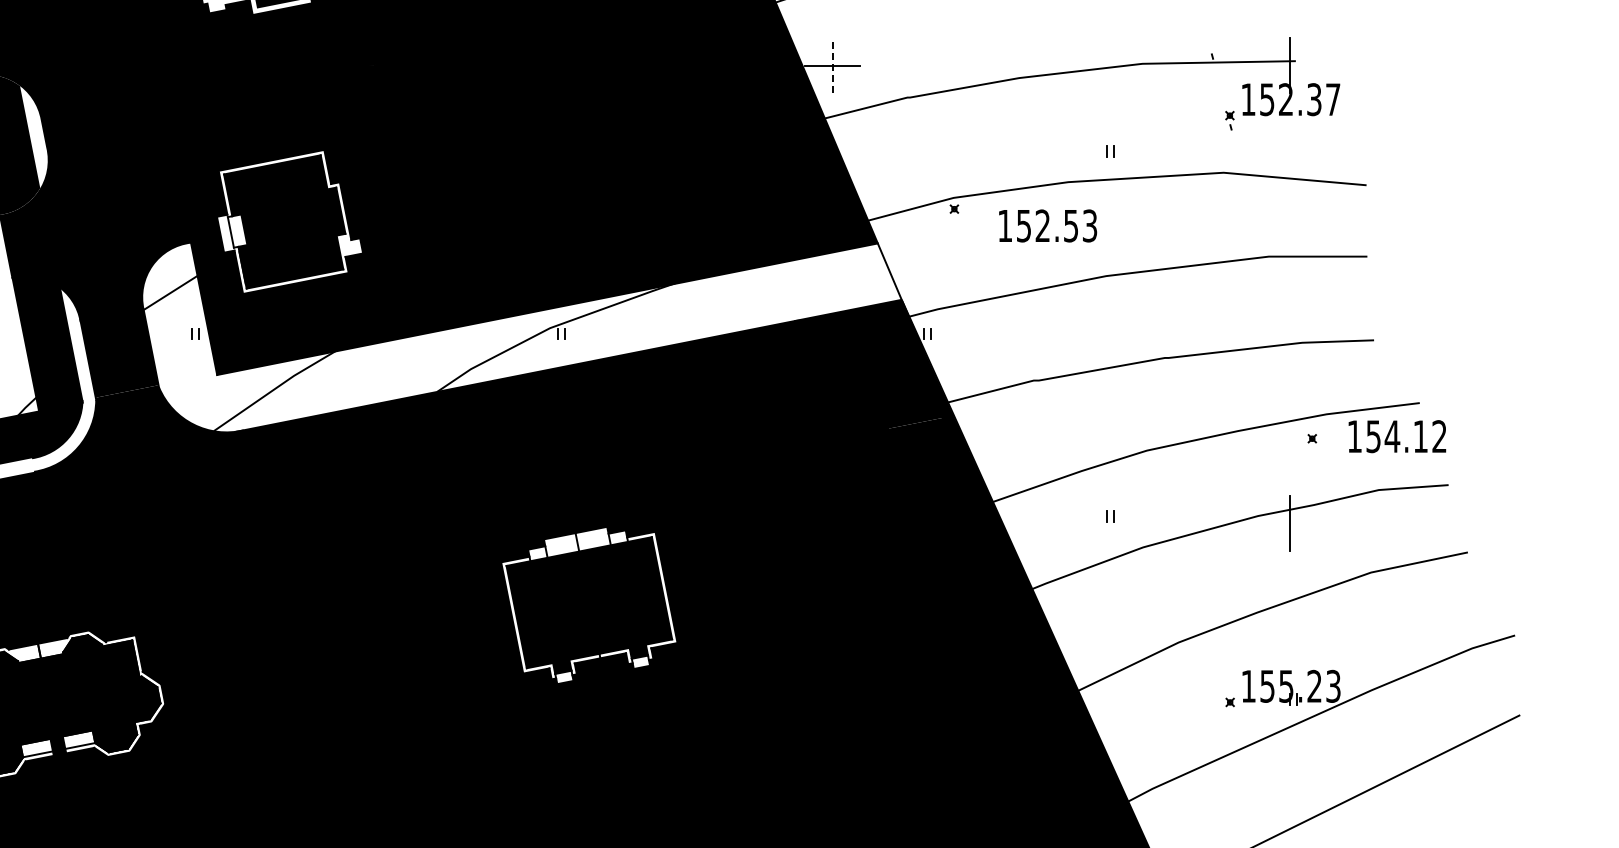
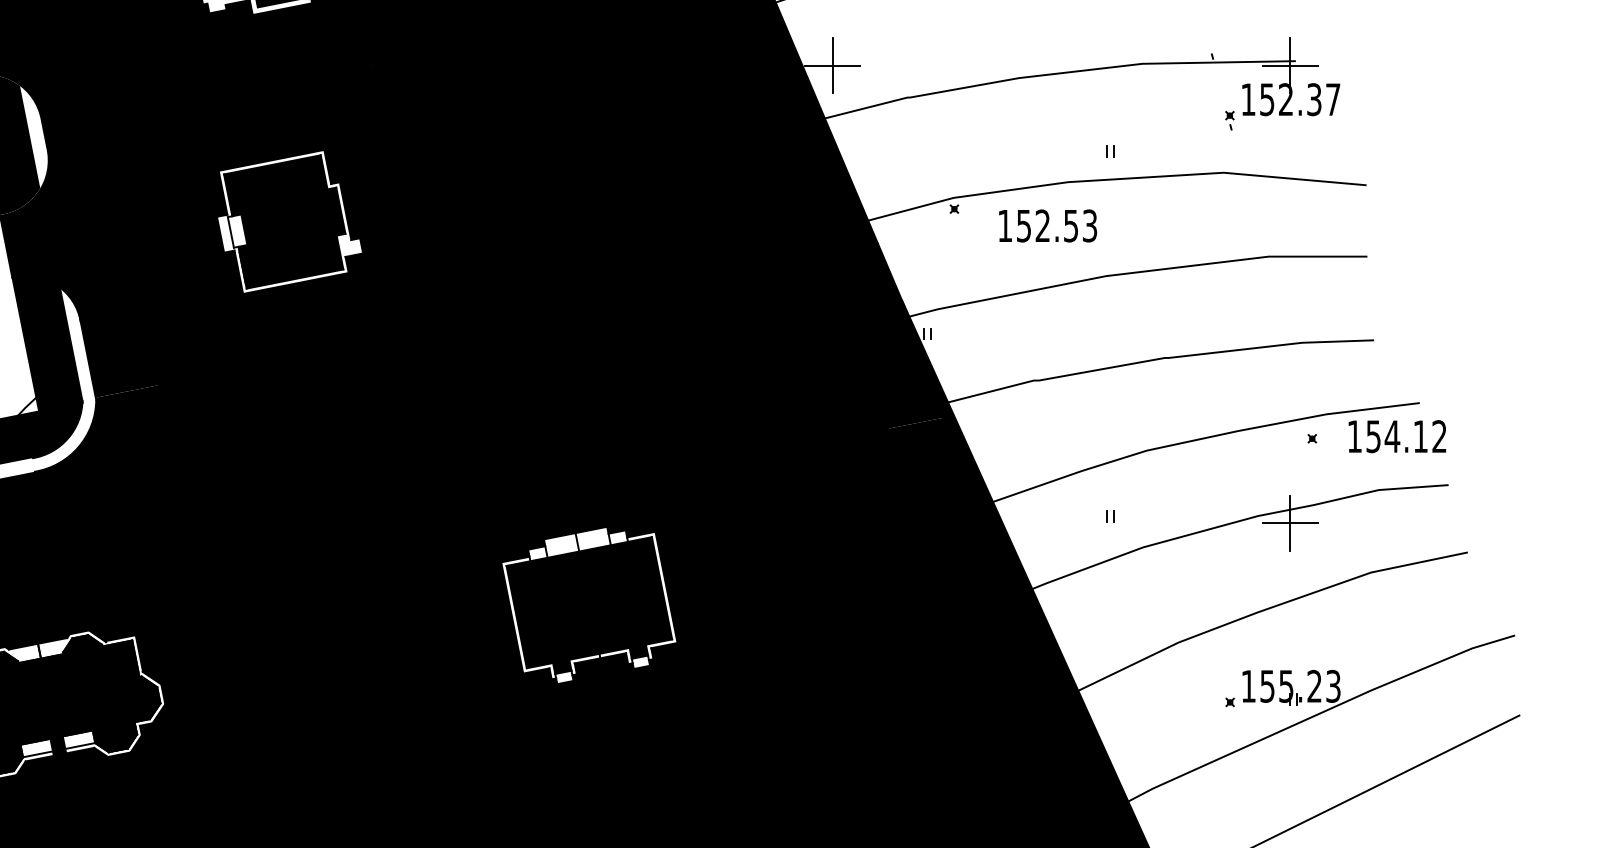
line: dashed -> solid (832, 65)
line: none -> present (1289, 65)
fill: none -> present (521, 337)
line: none -> present (1289, 523)
